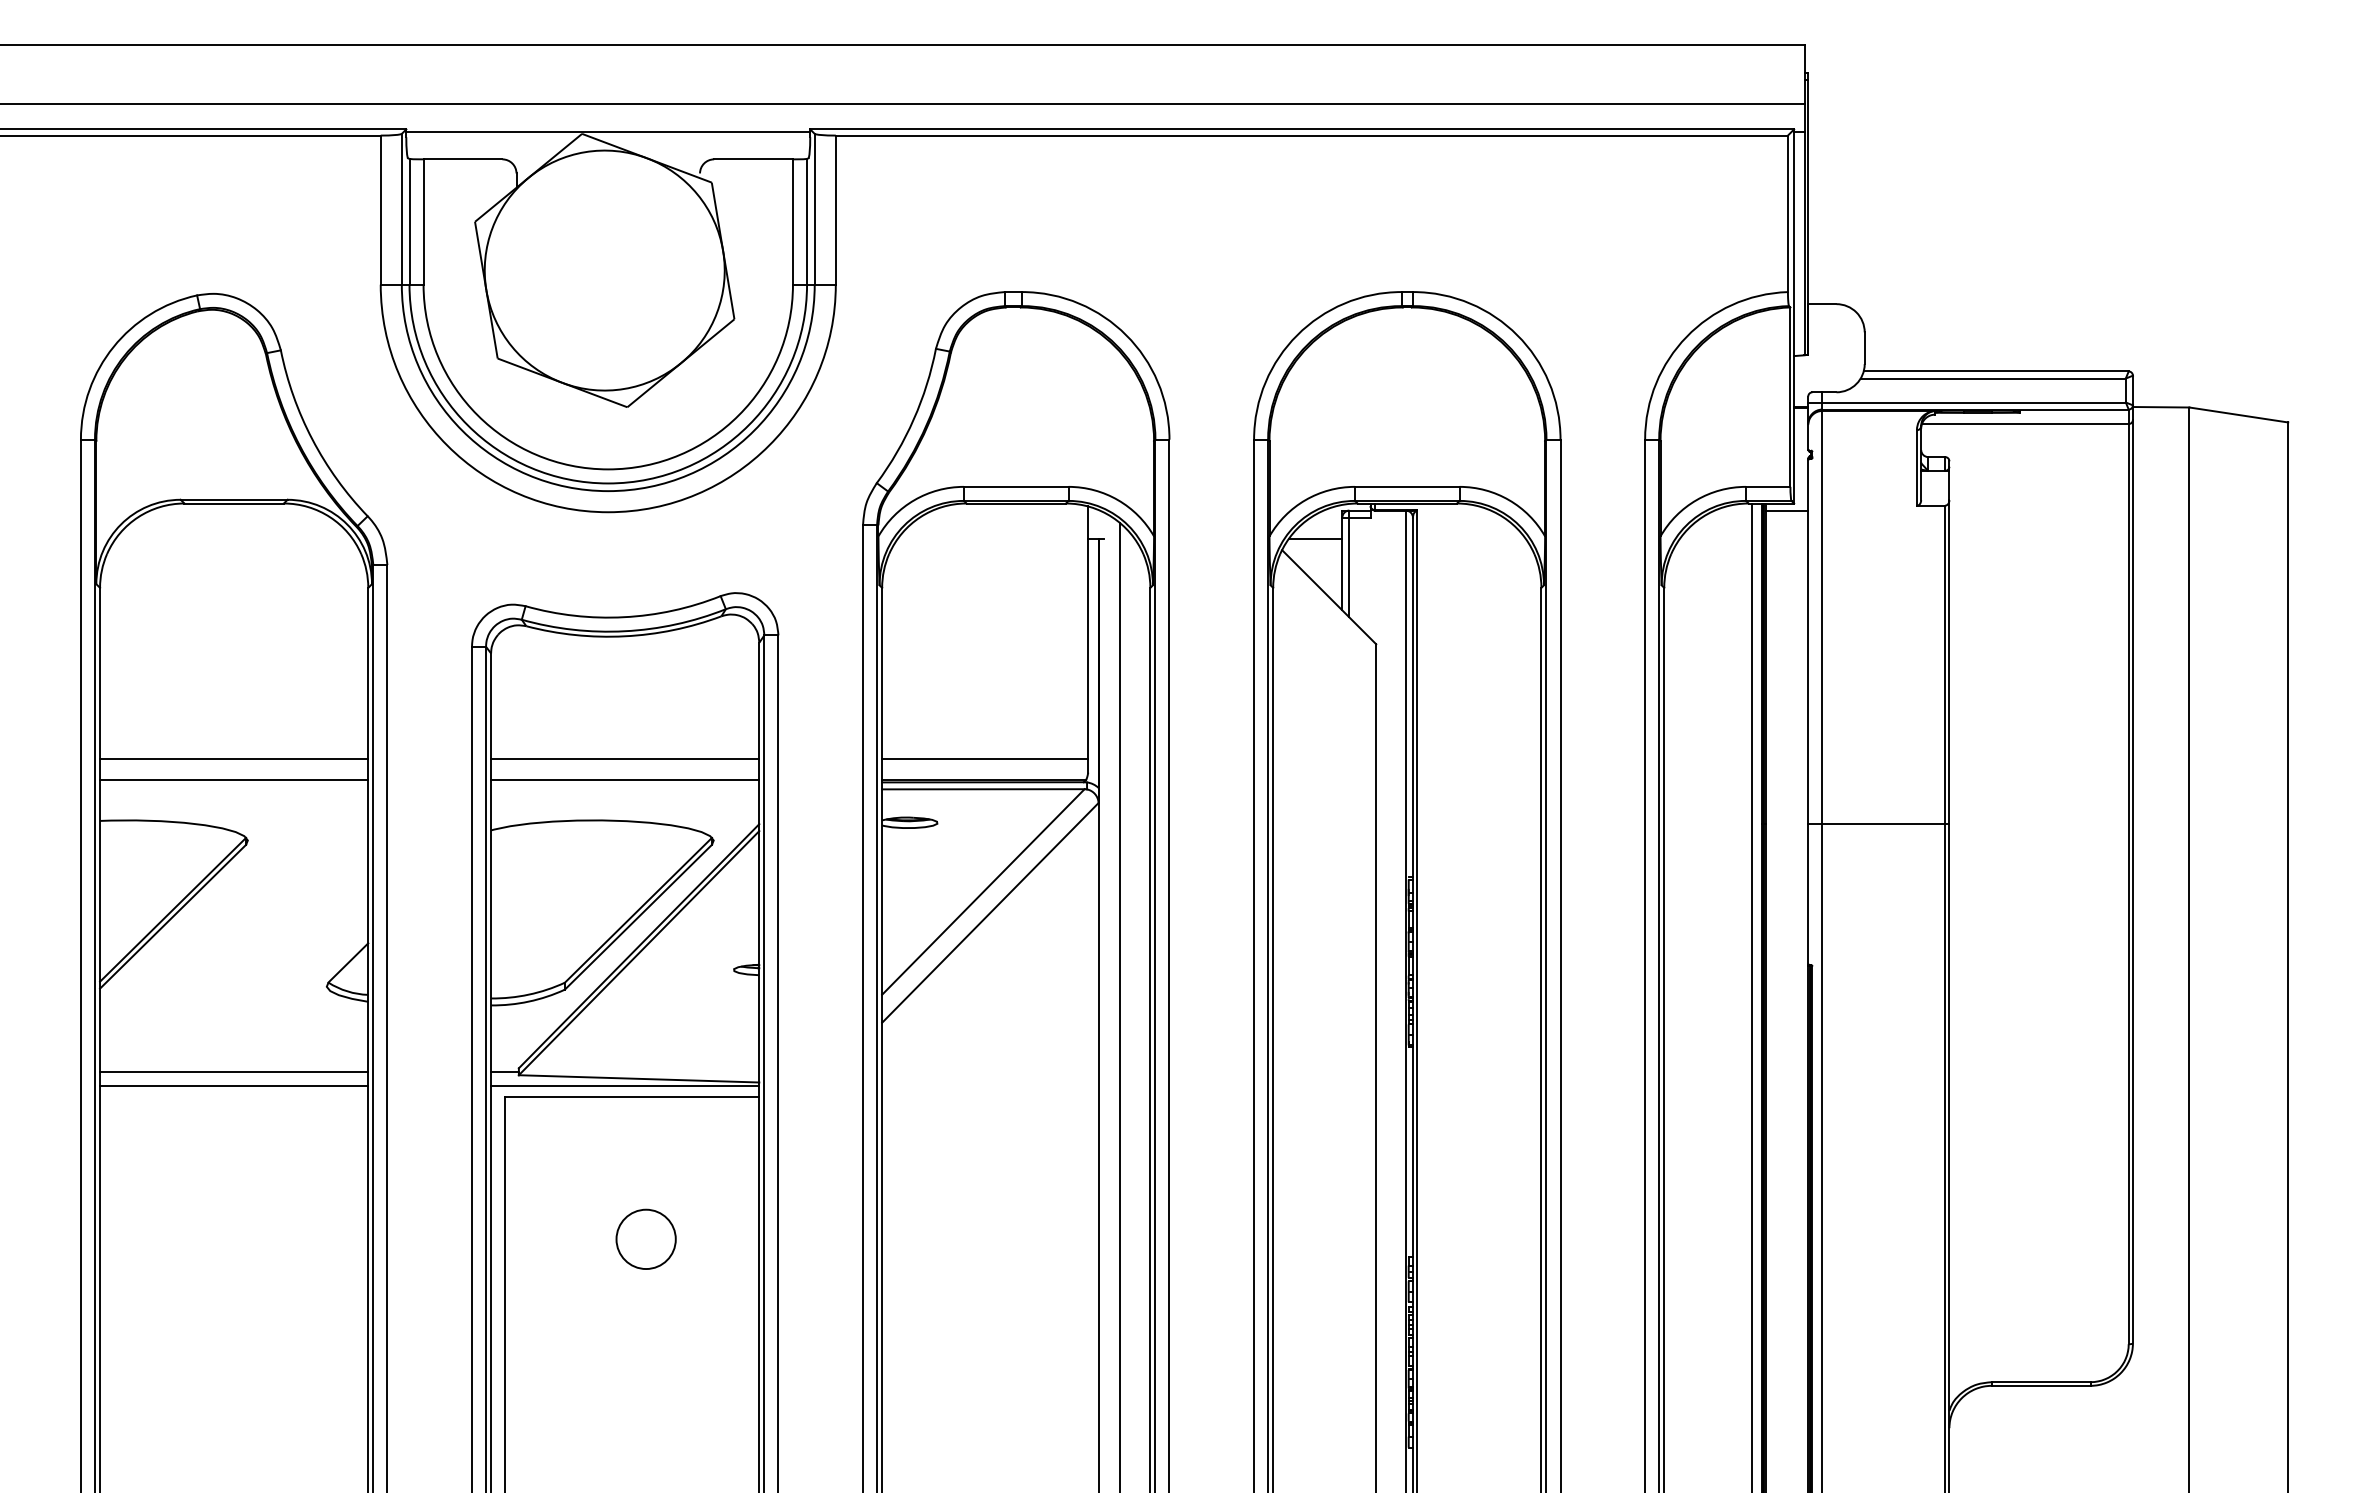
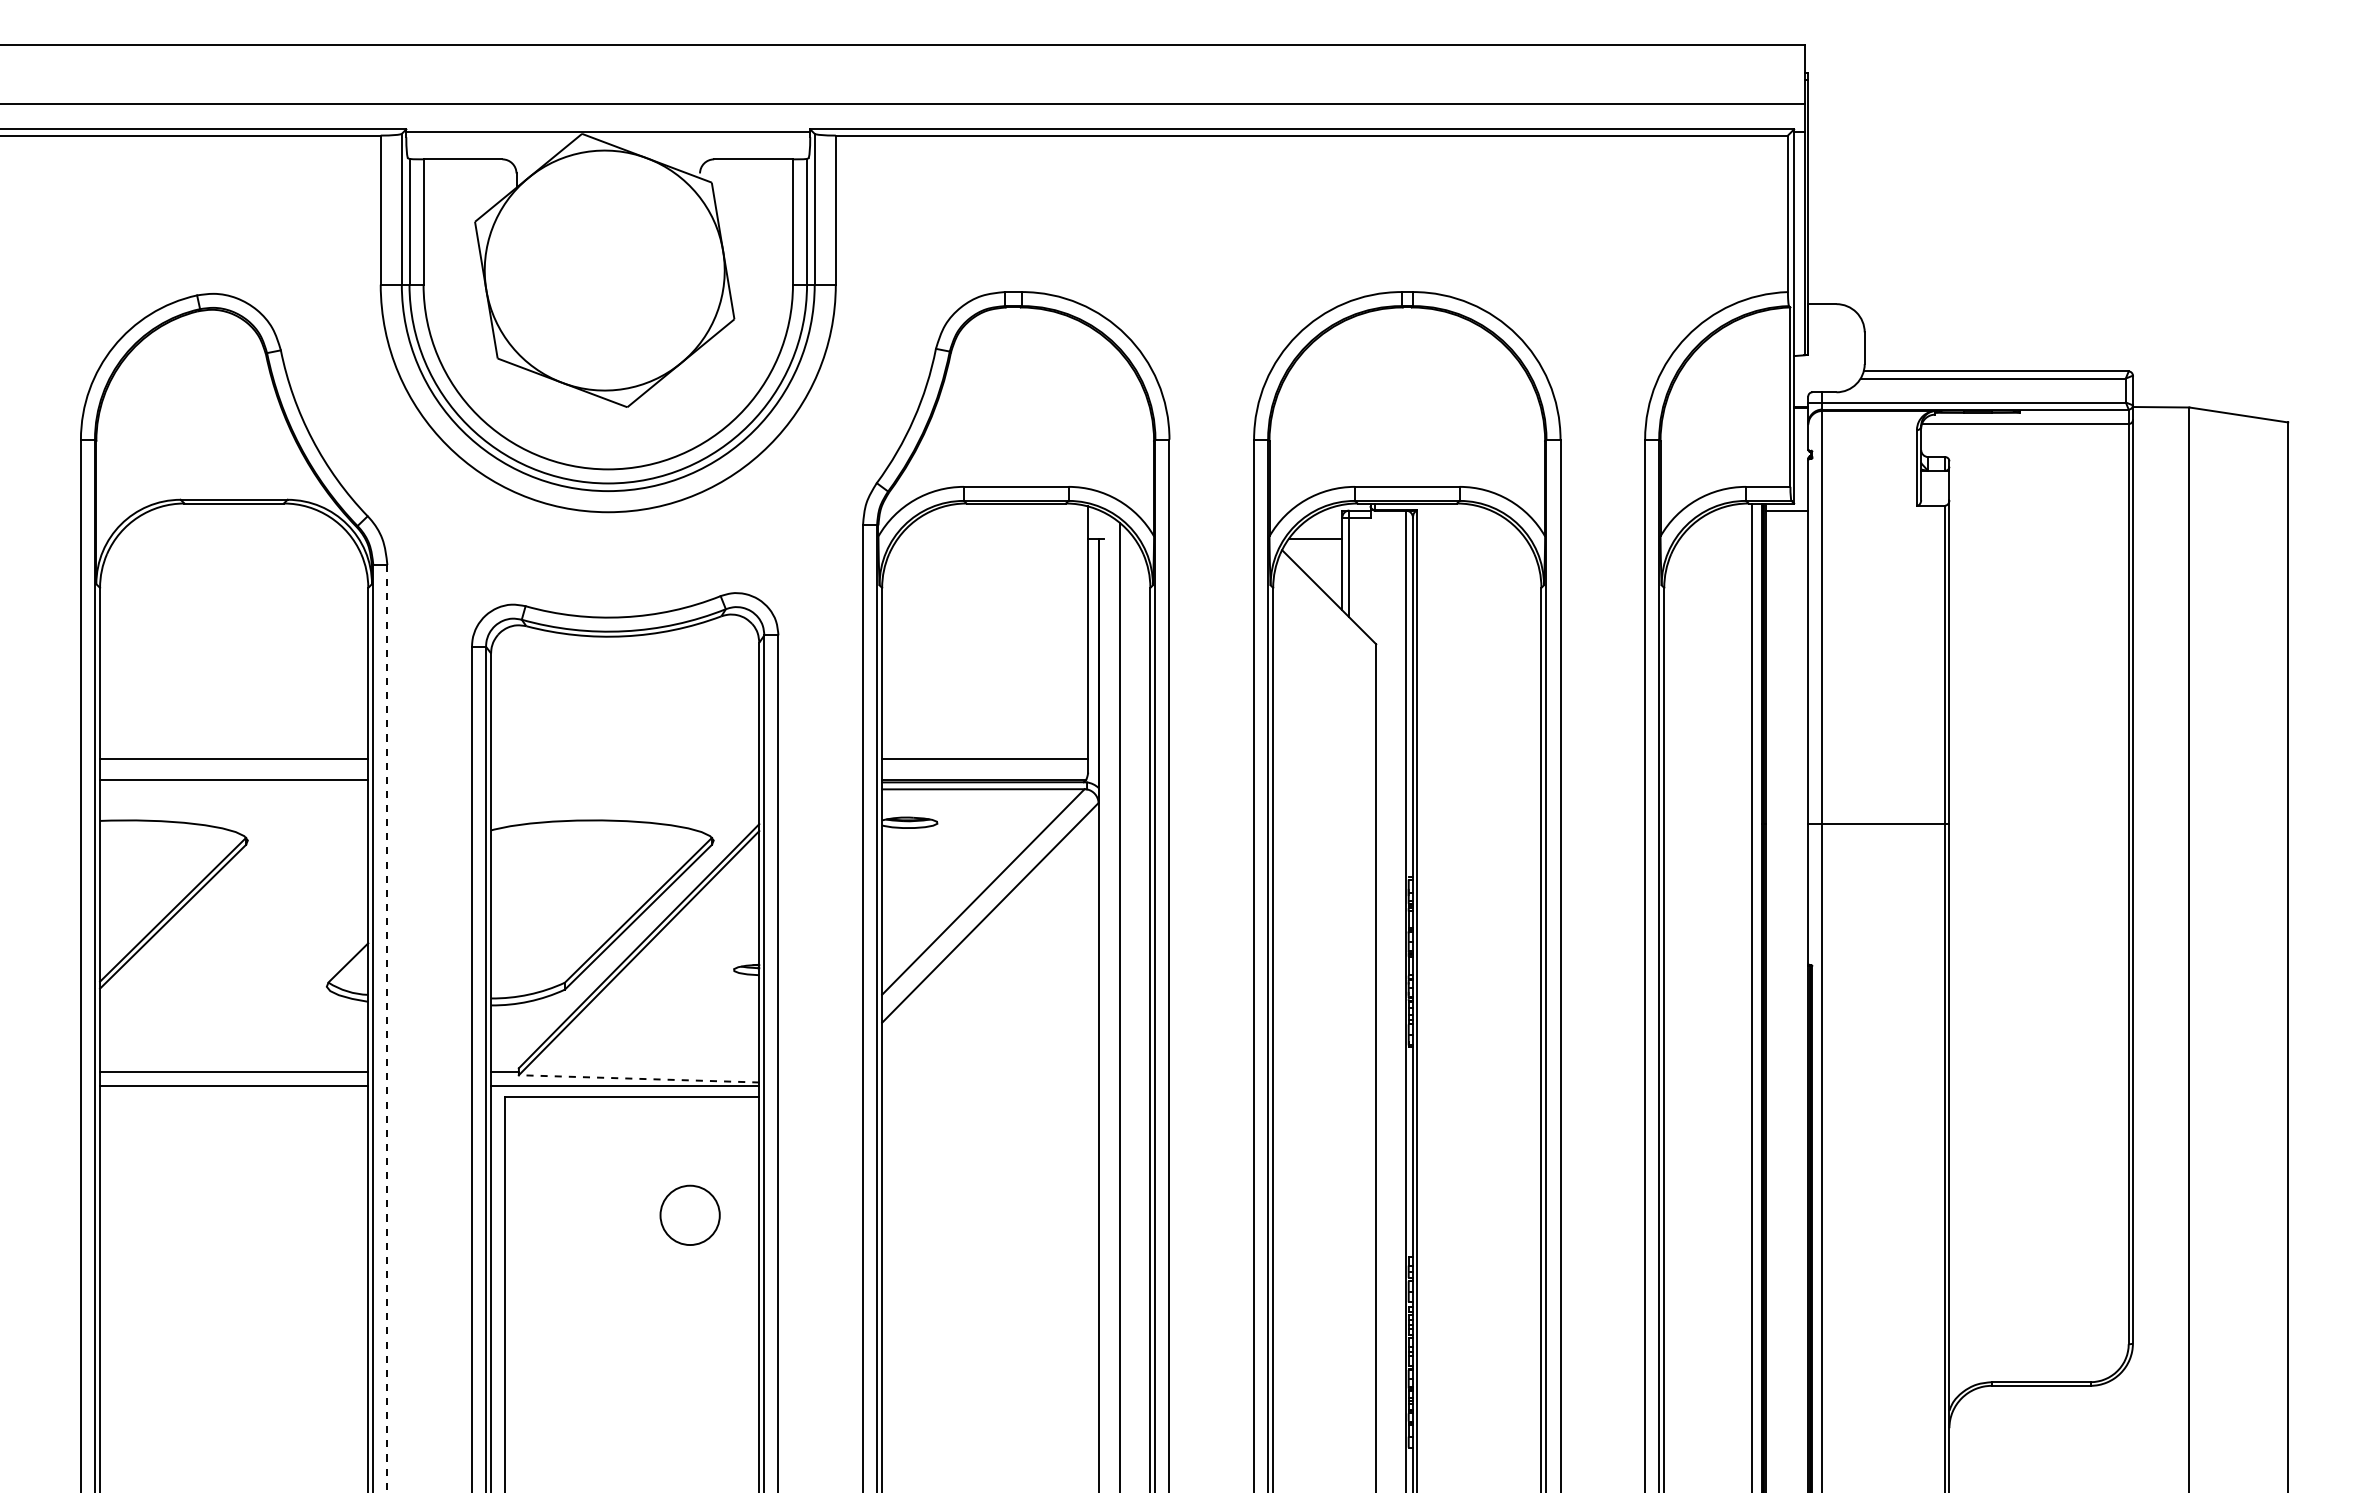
line: present -> none (625, 759)
line: present -> none (625, 779)
line: solid -> dashed (387, 1028)
line: solid -> dashed (638, 1078)
circle position: (645, 1238) -> (689, 1214) (689, 1214)
